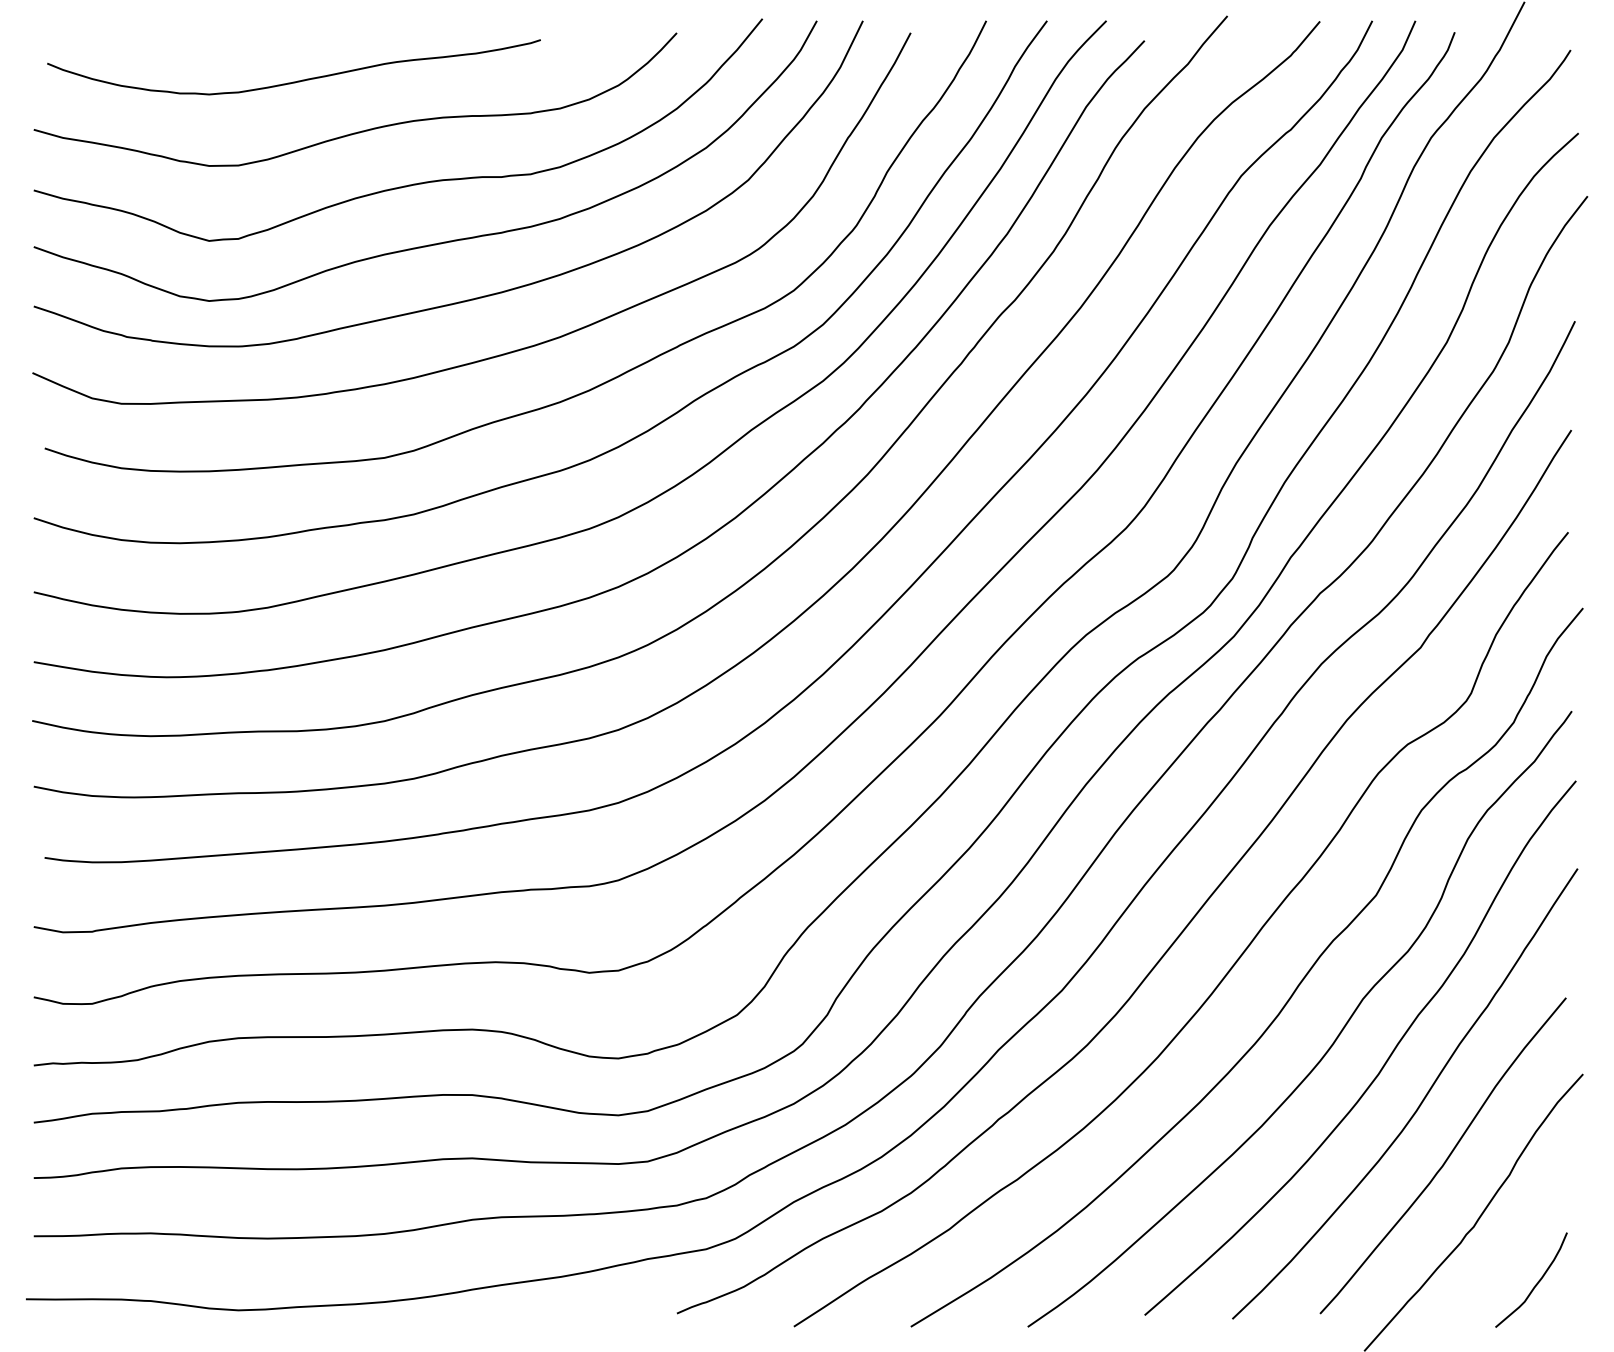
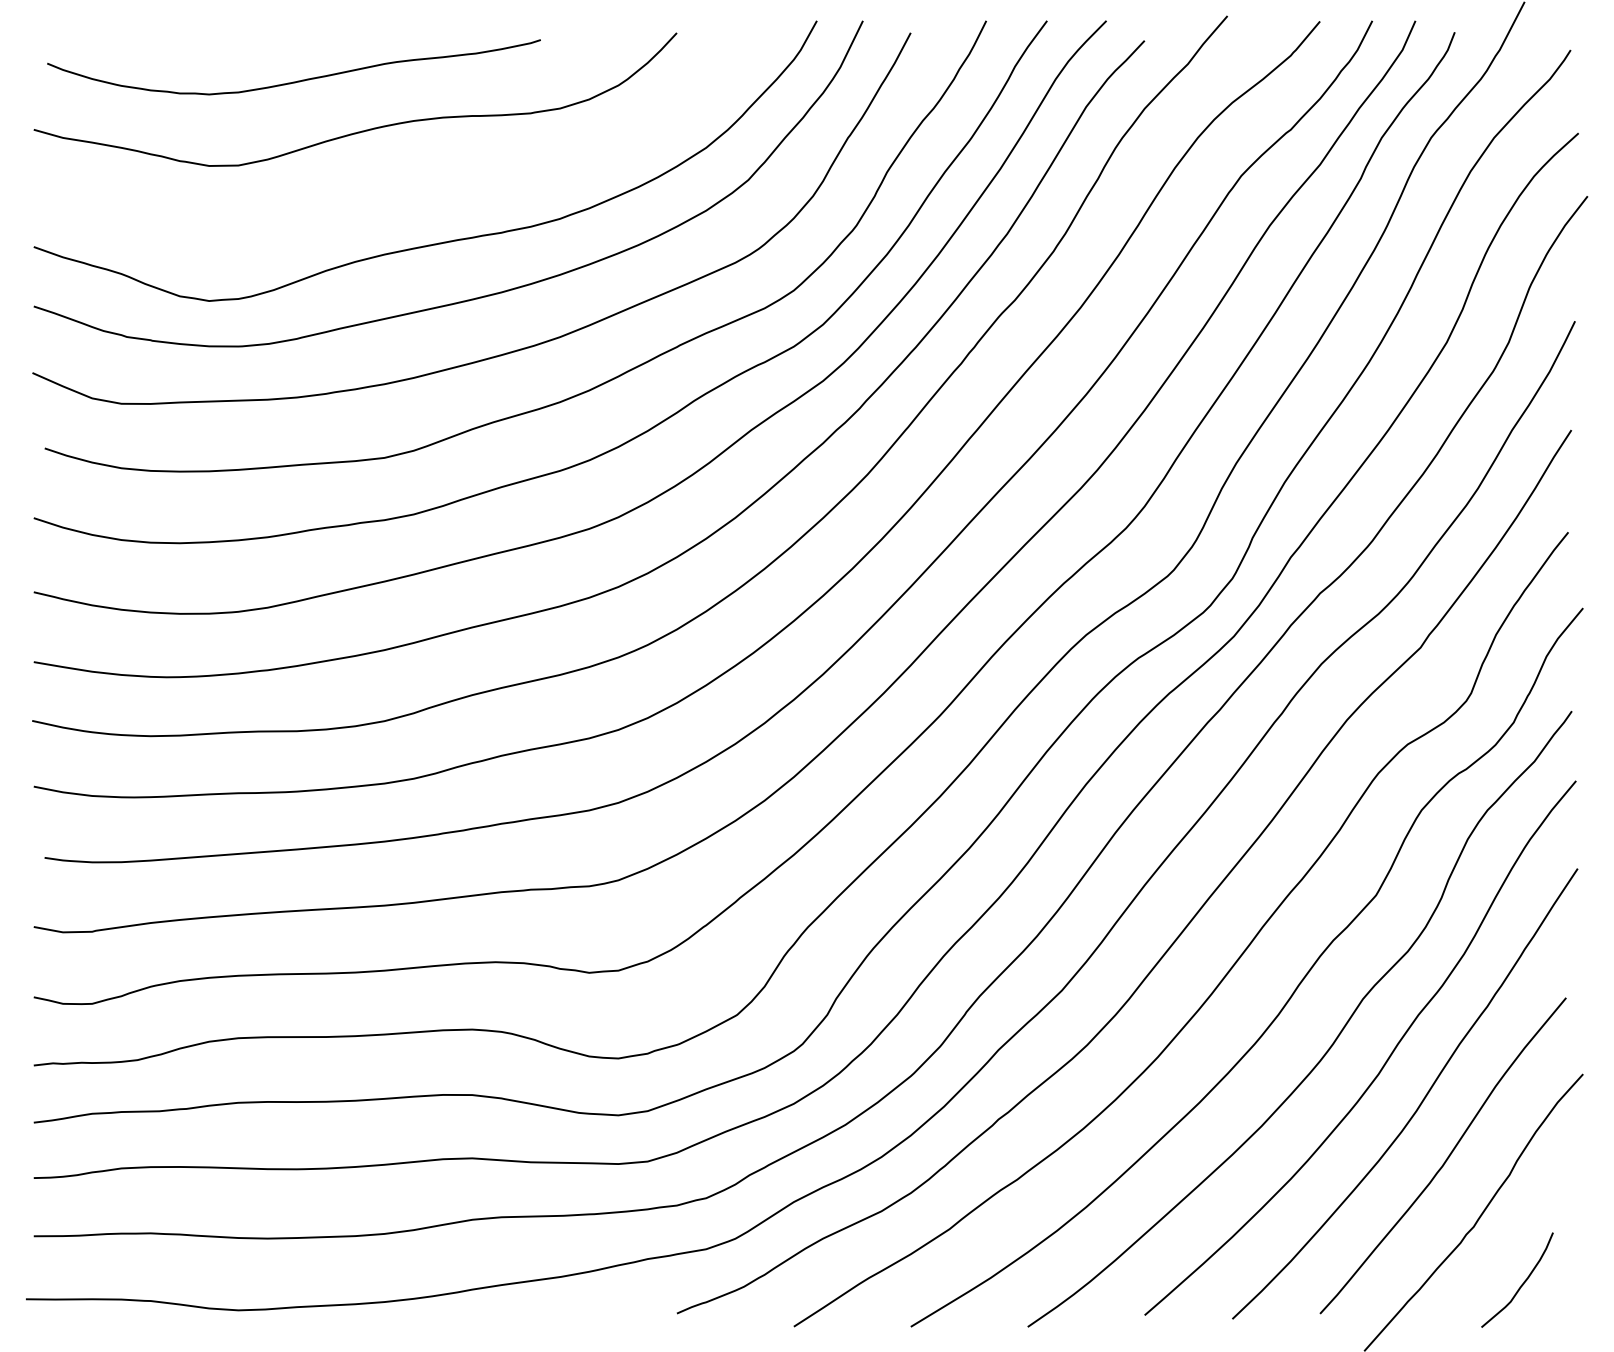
curve: present -> none (408, 184)
curve position: (1536, 1283) -> (1522, 1283) (1522, 1283)
